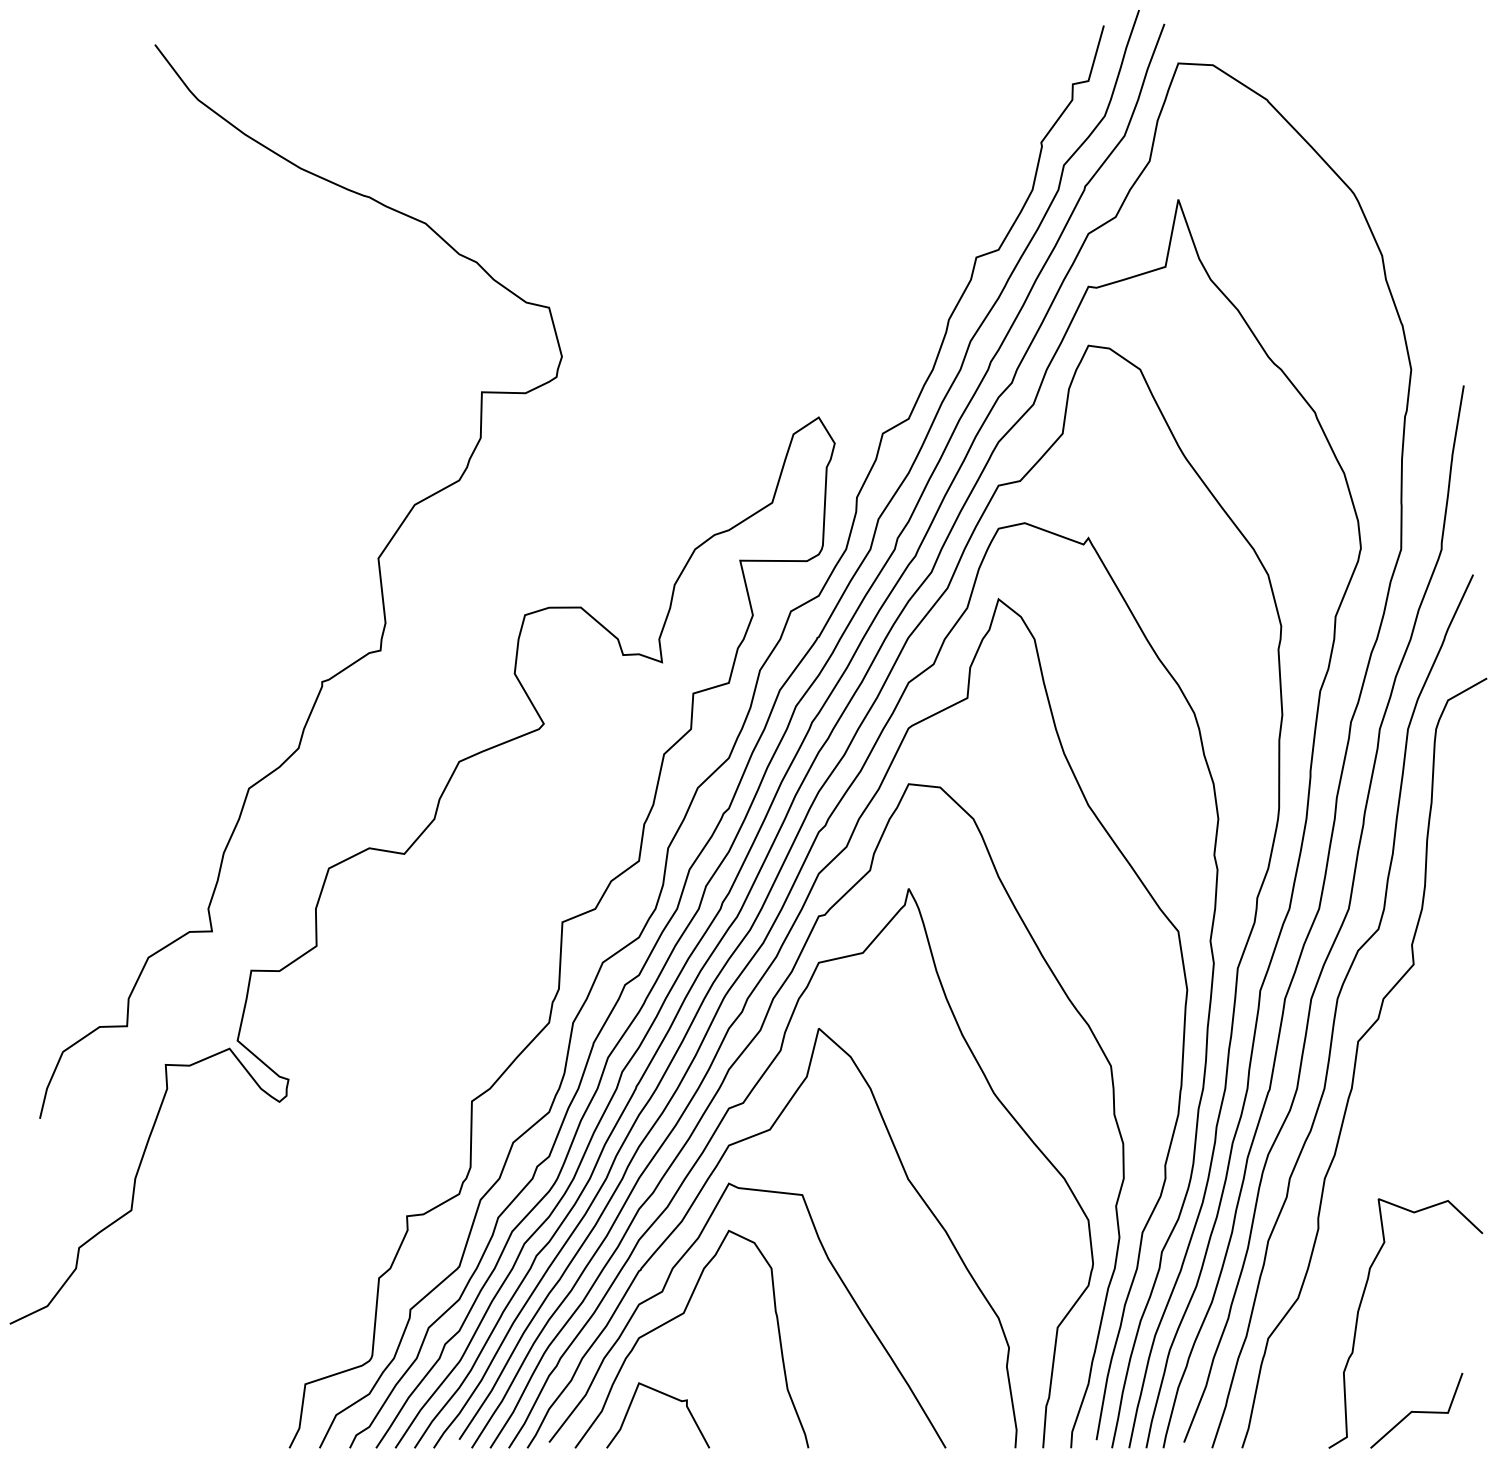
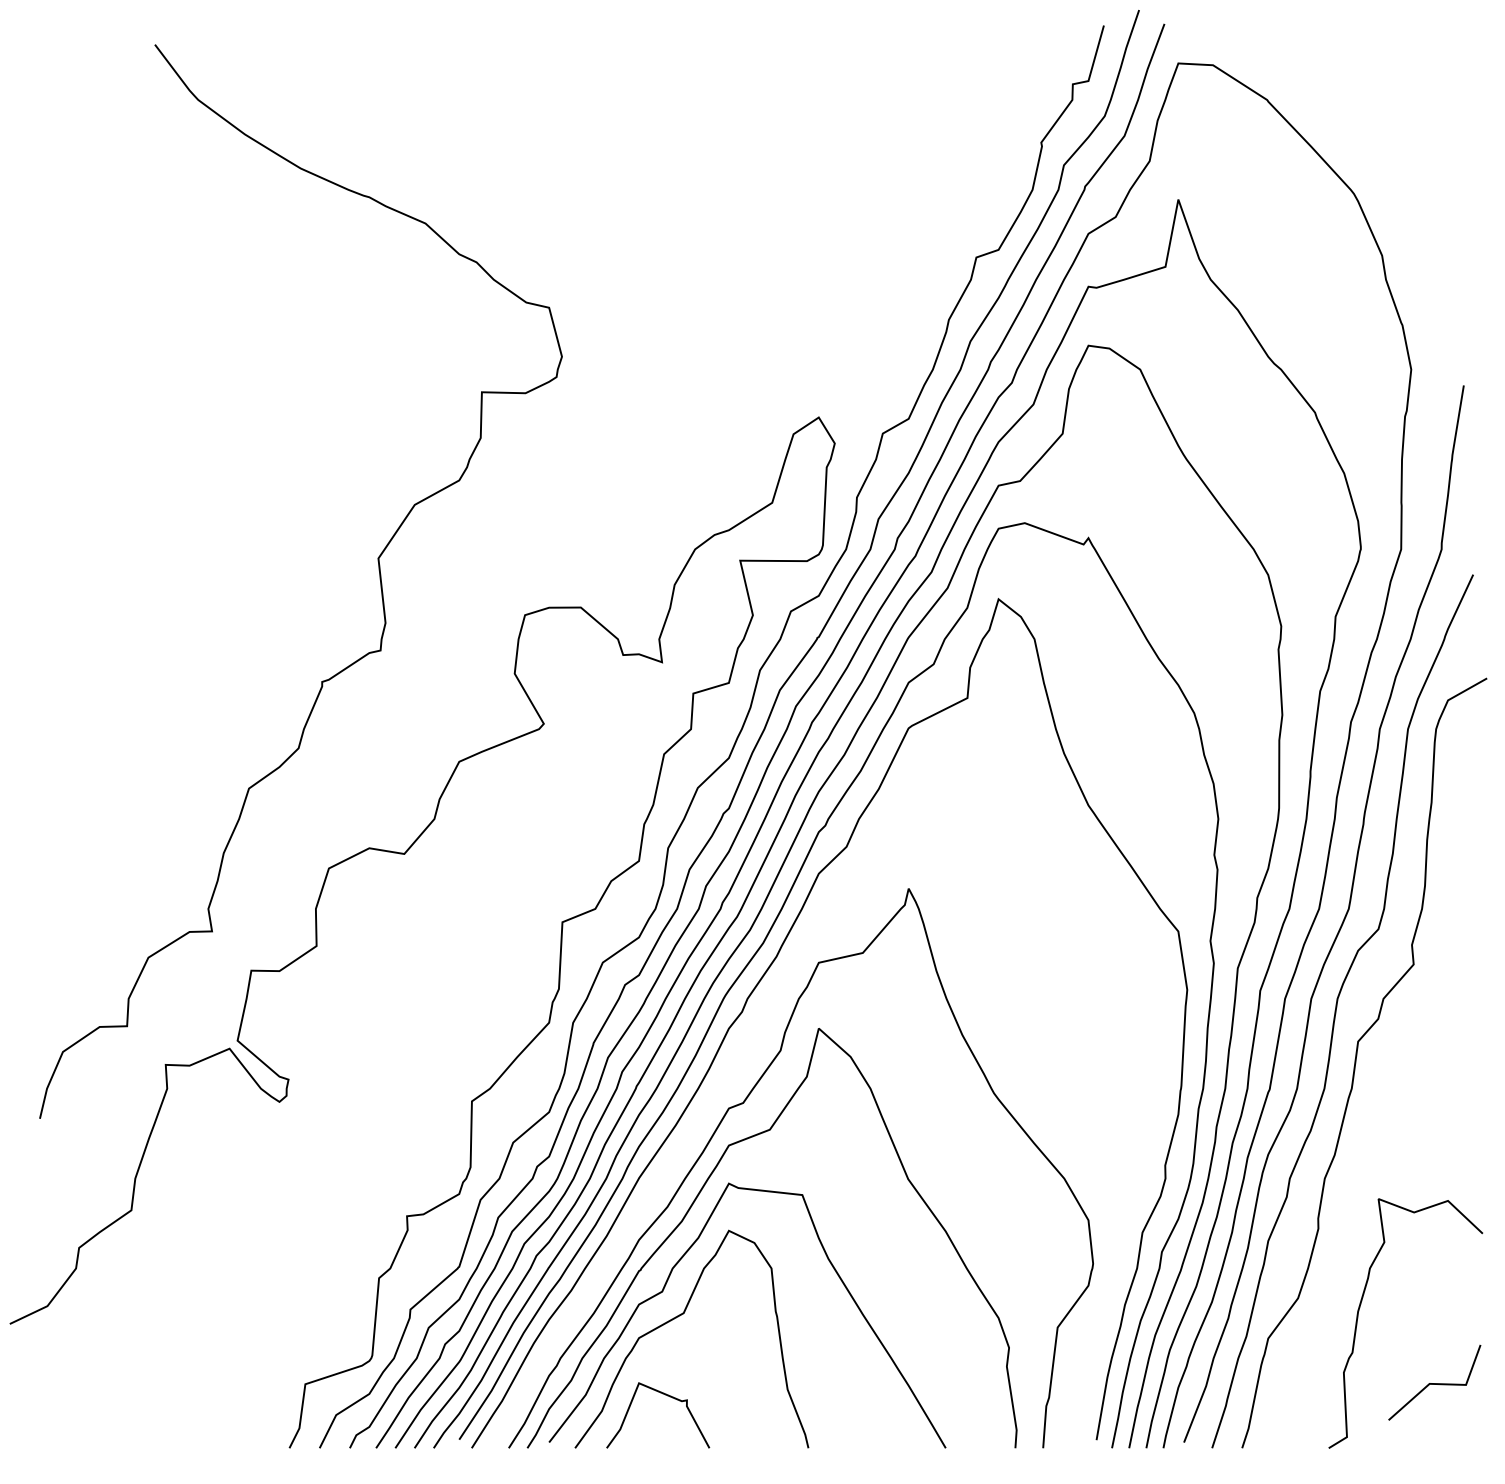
curve: present -> none (739, 1058)
line position: (1416, 1411) -> (1434, 1383) (1434, 1383)
